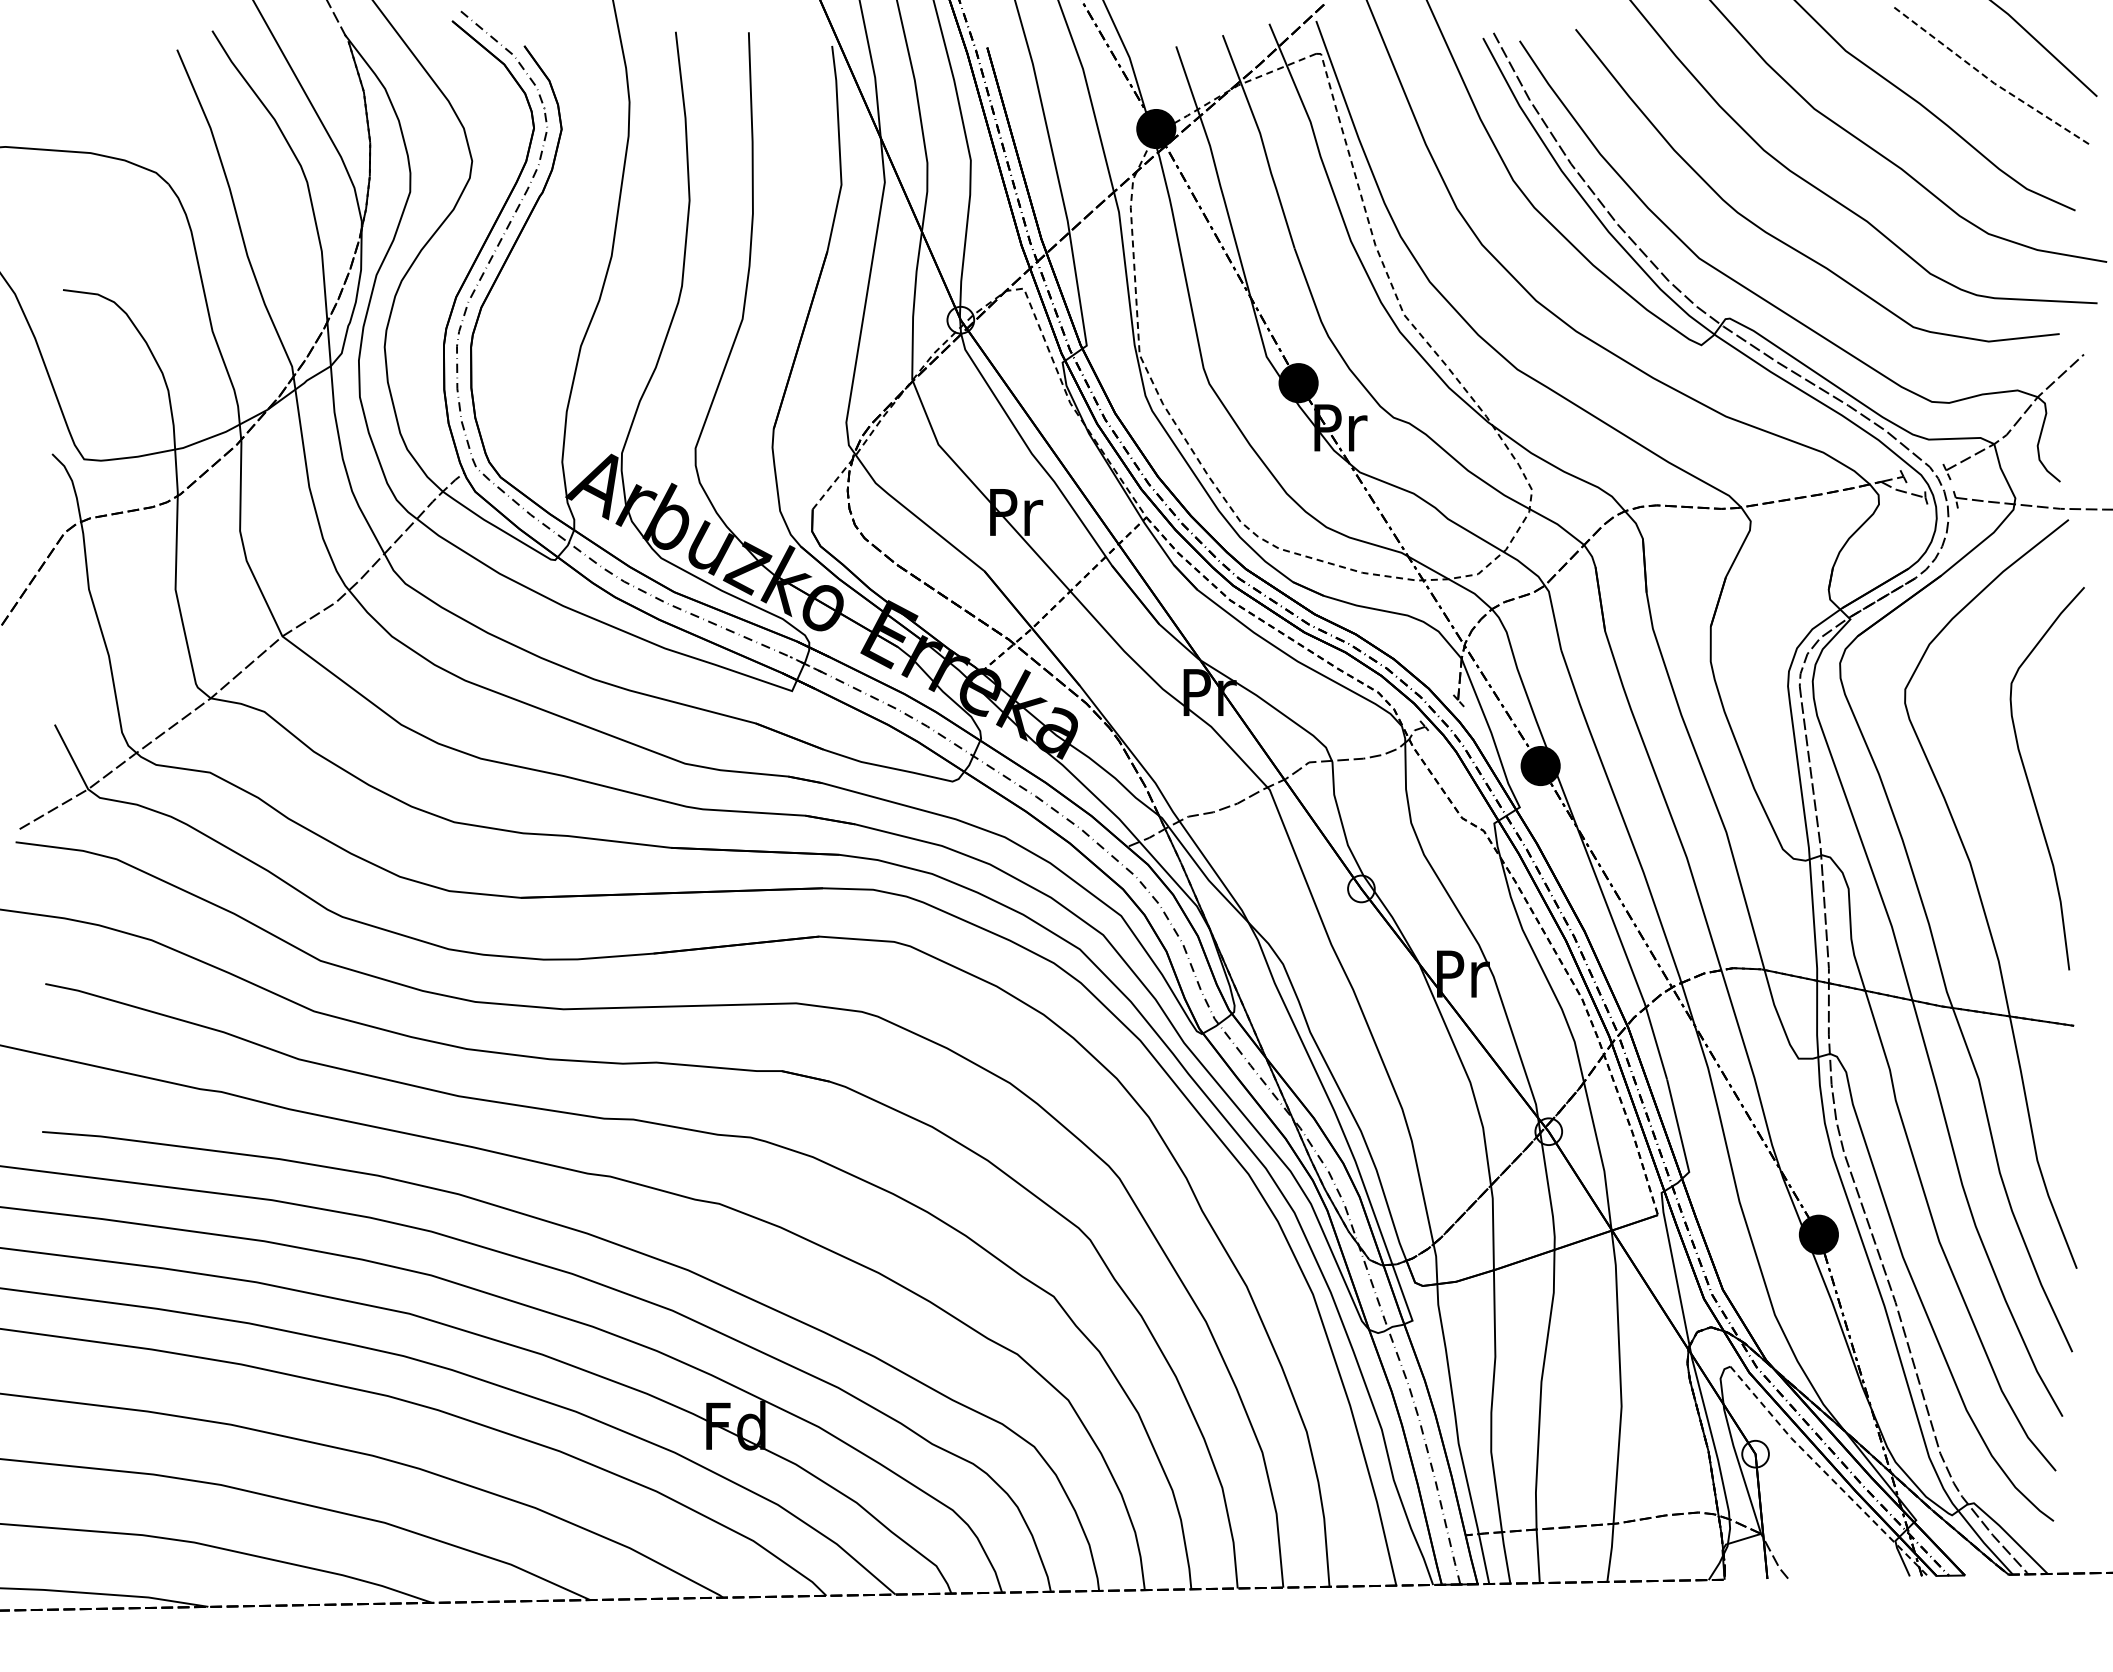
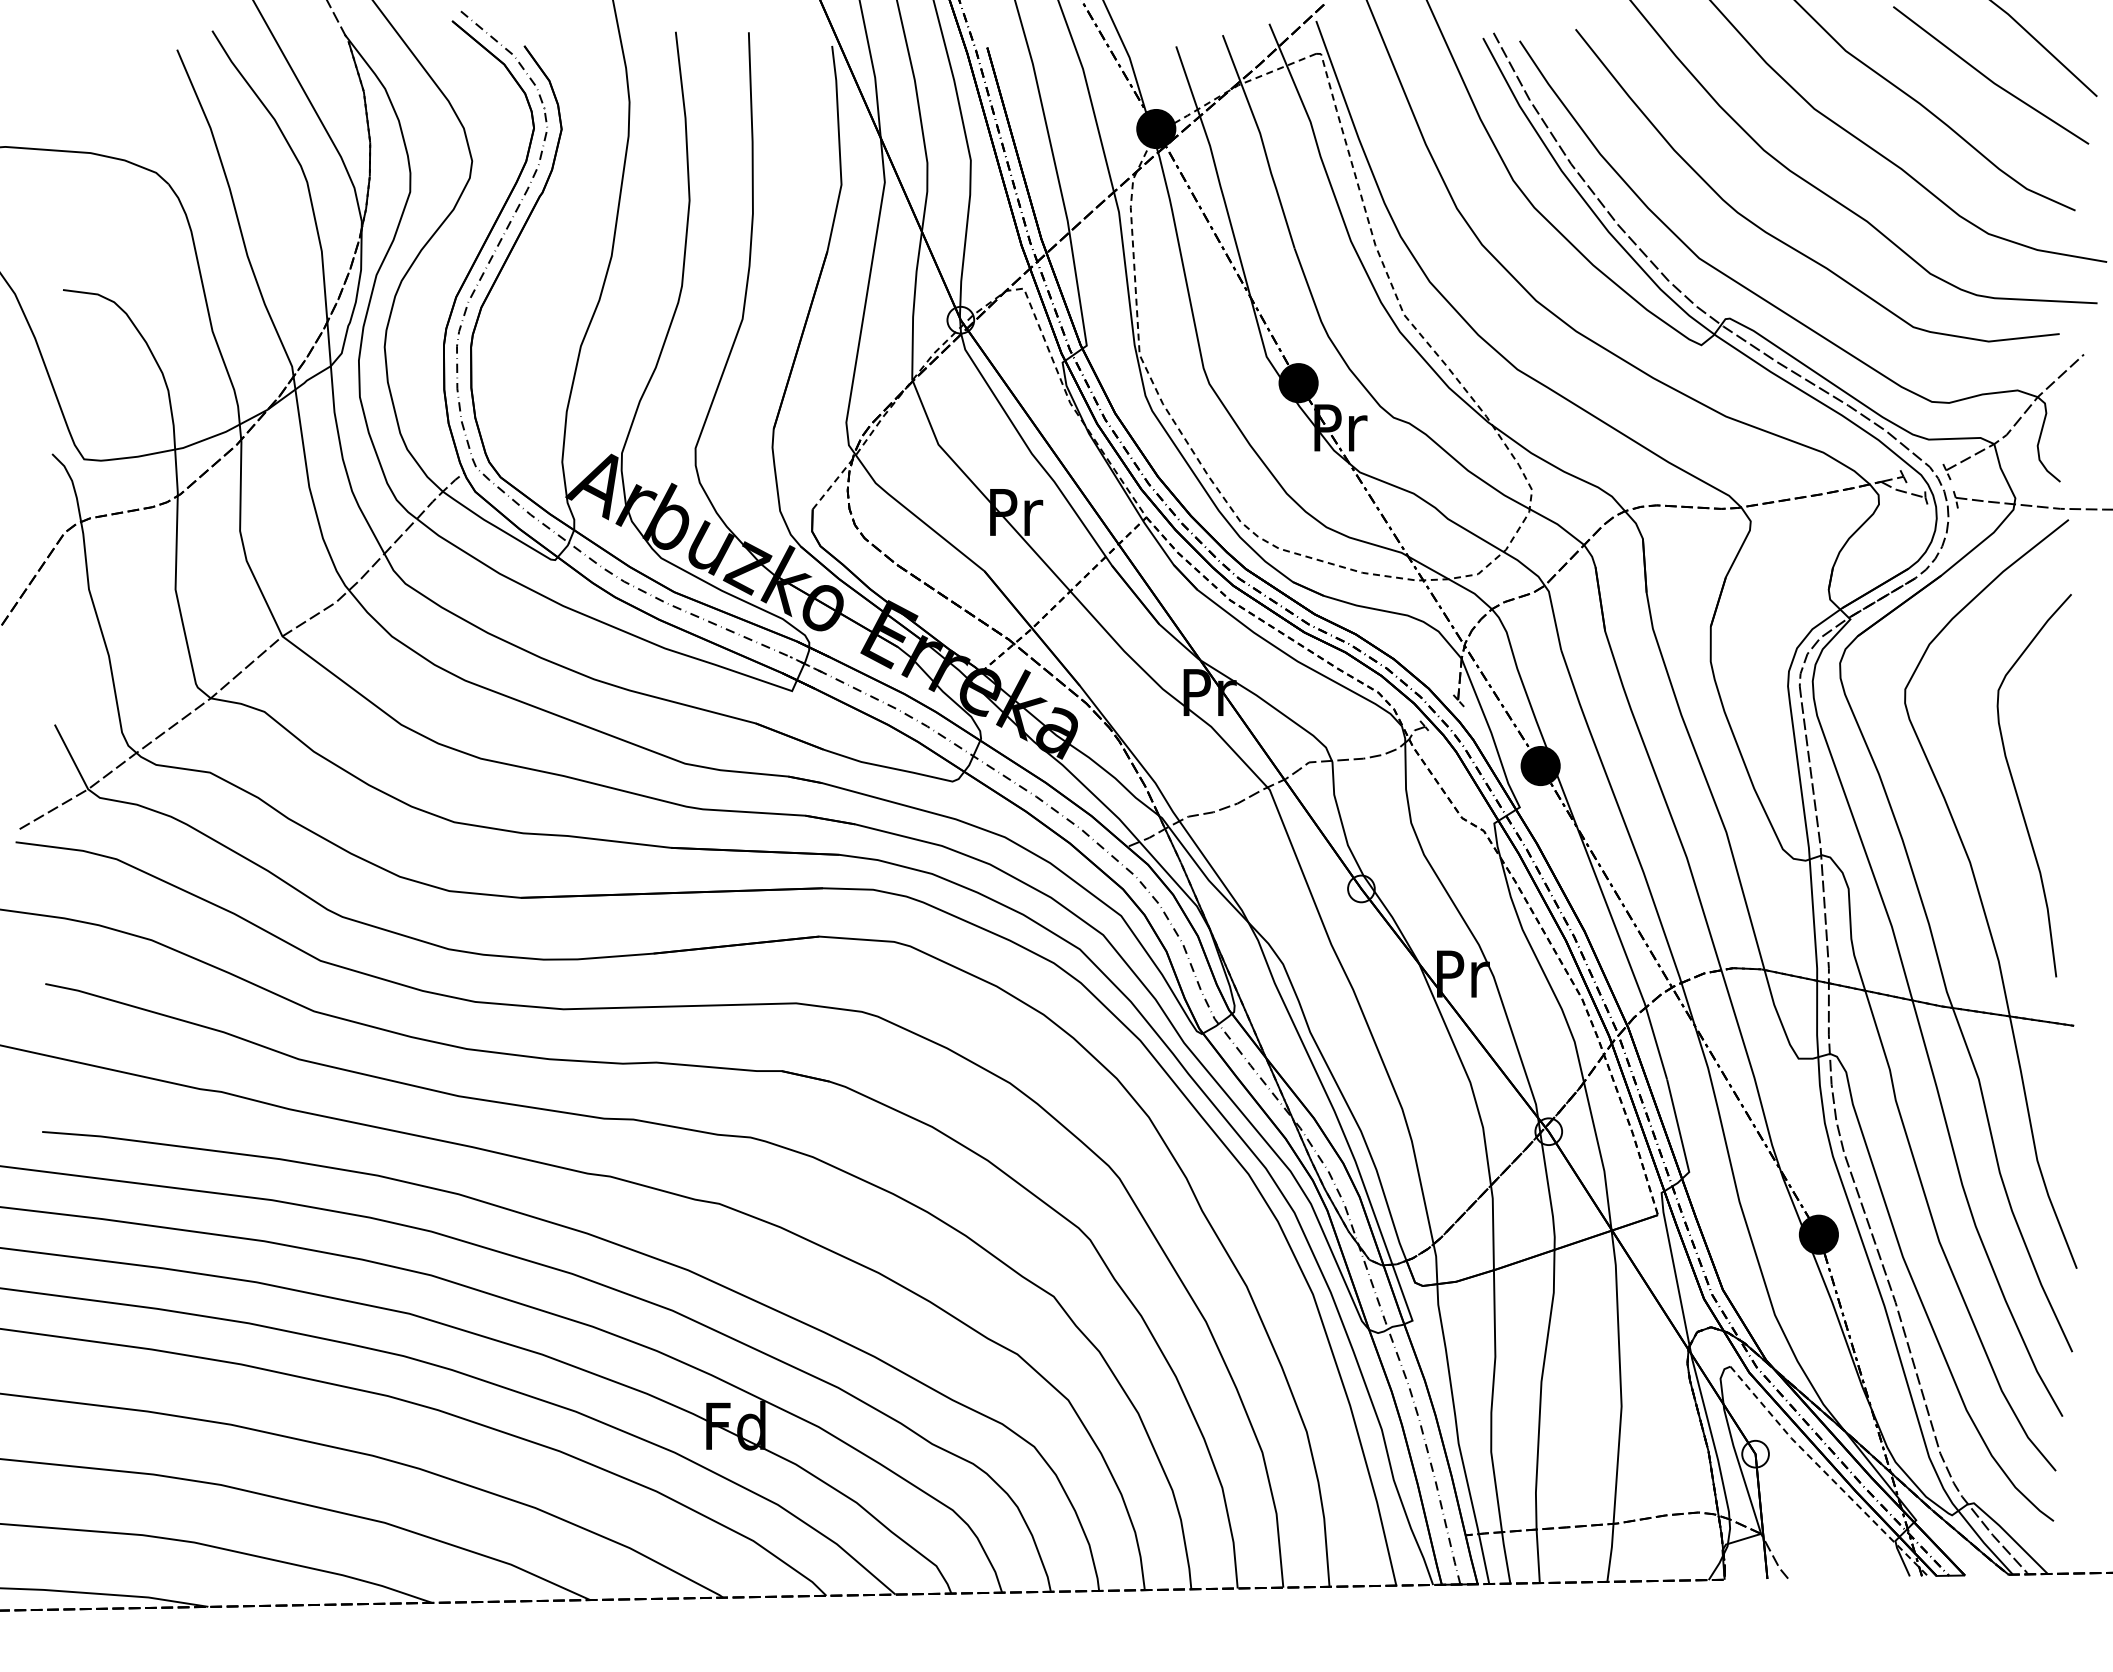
line: dashed -> solid (1988, 79)
curve position: (2029, 781) -> (2016, 788) (2016, 788)
